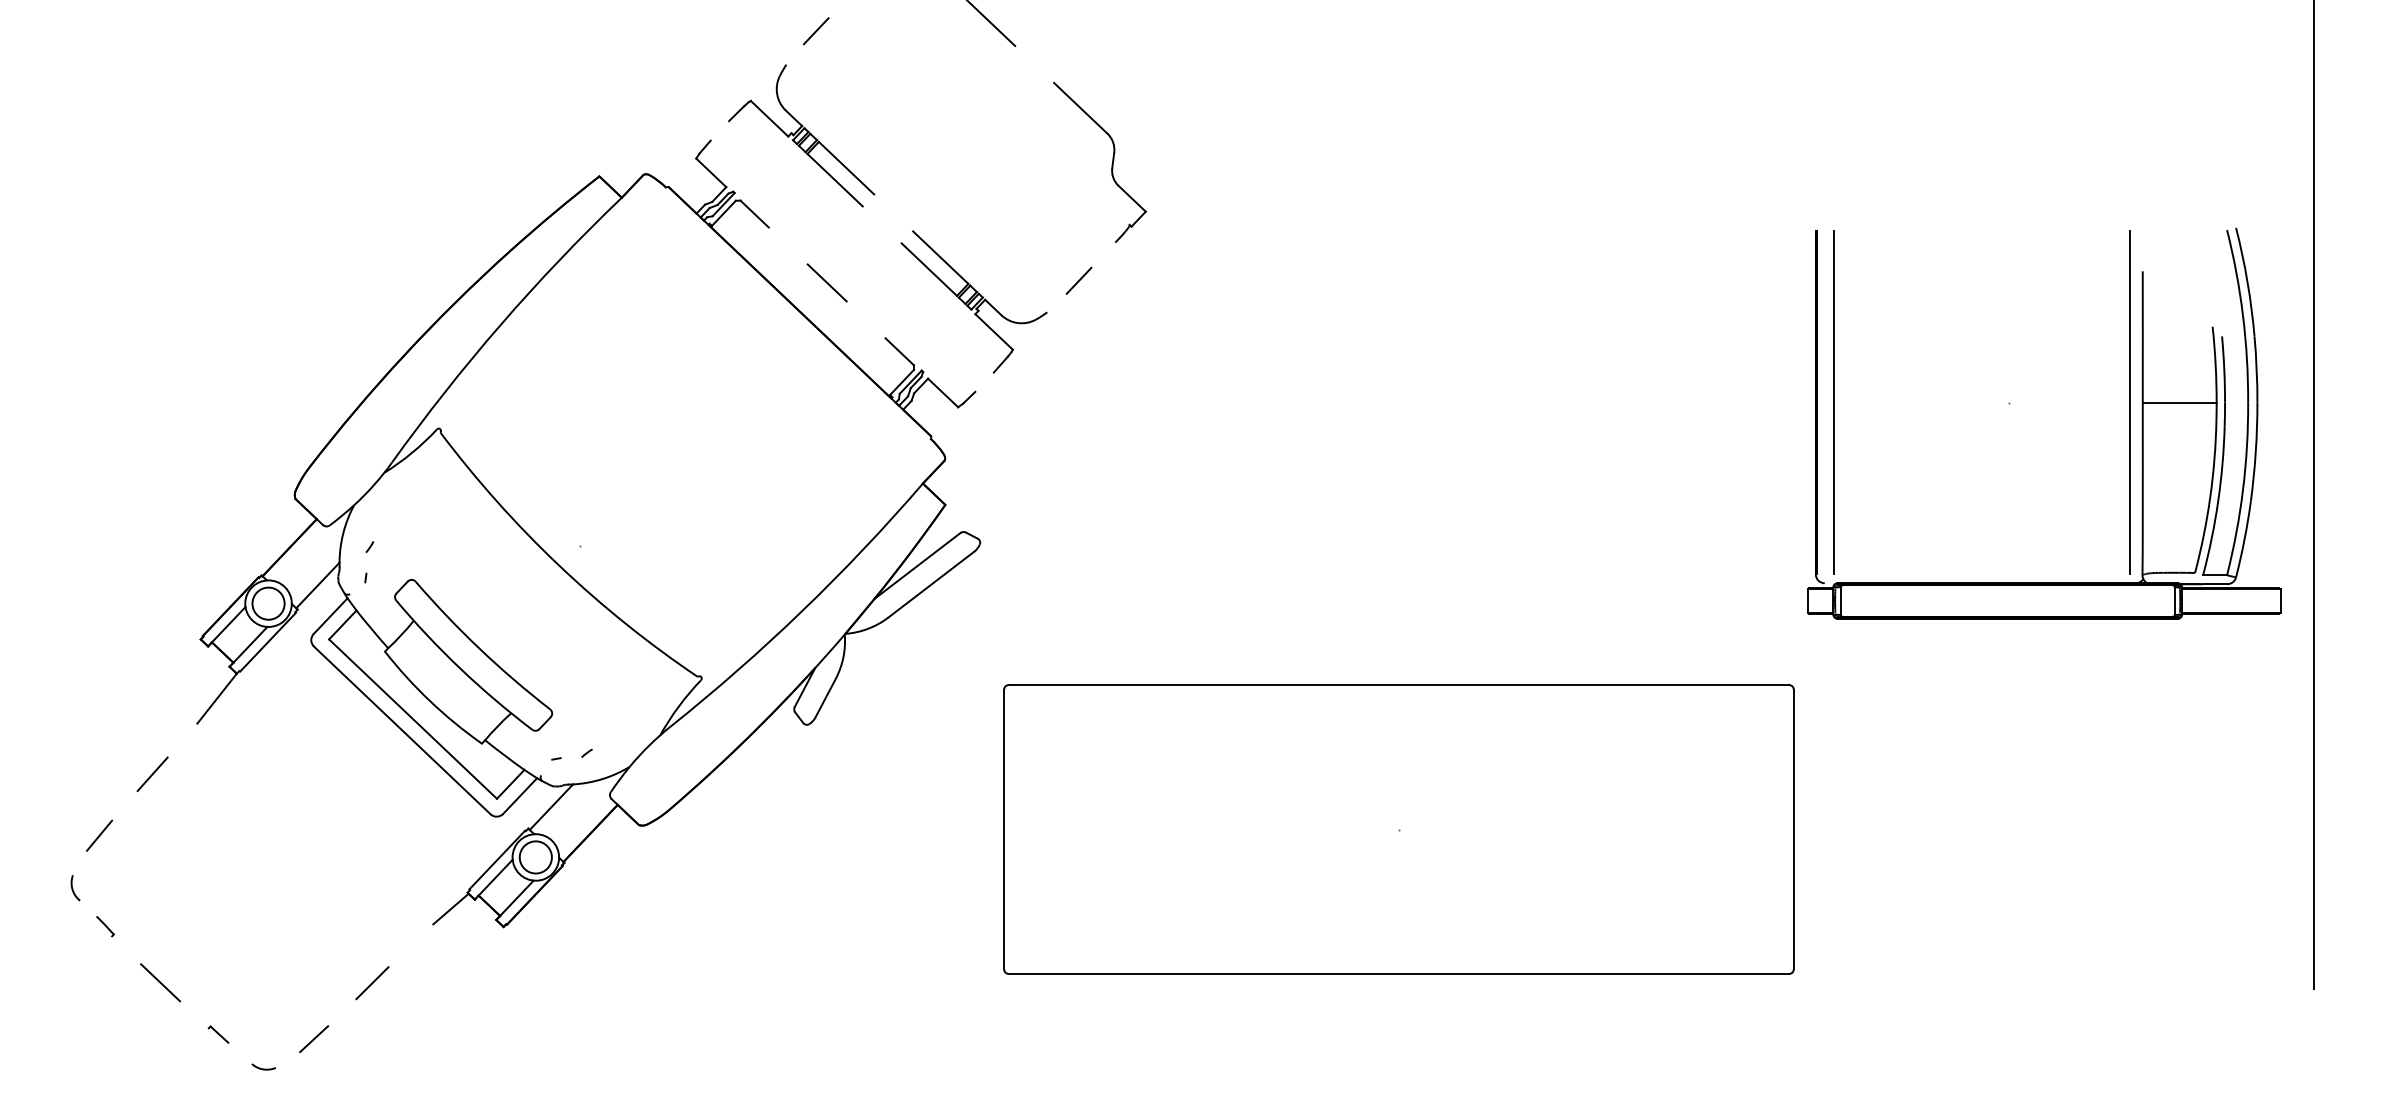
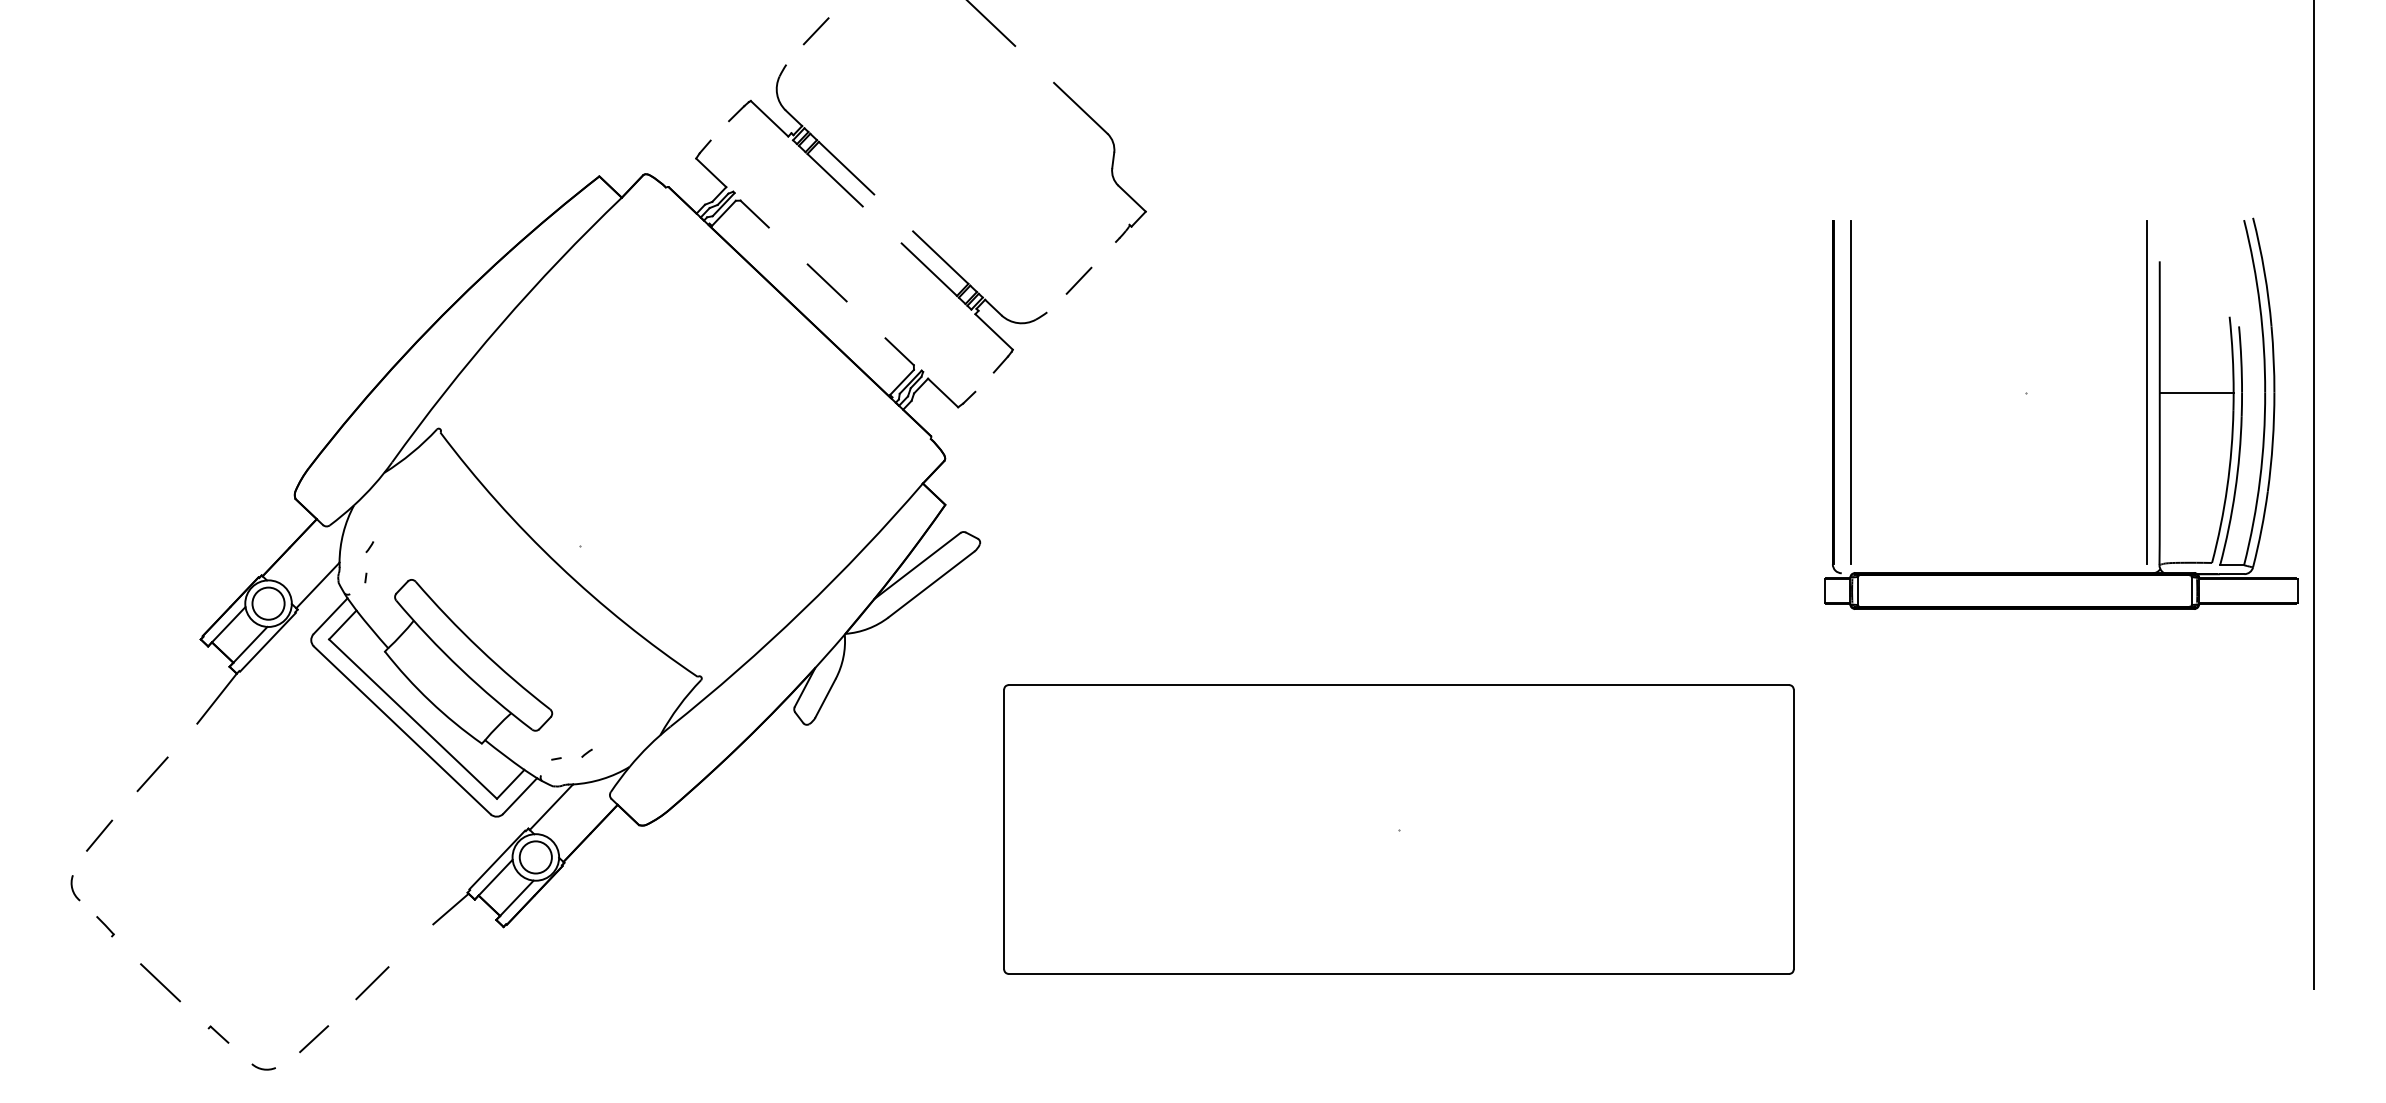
part position: (2010, 403) -> (2027, 393) (2027, 393)
